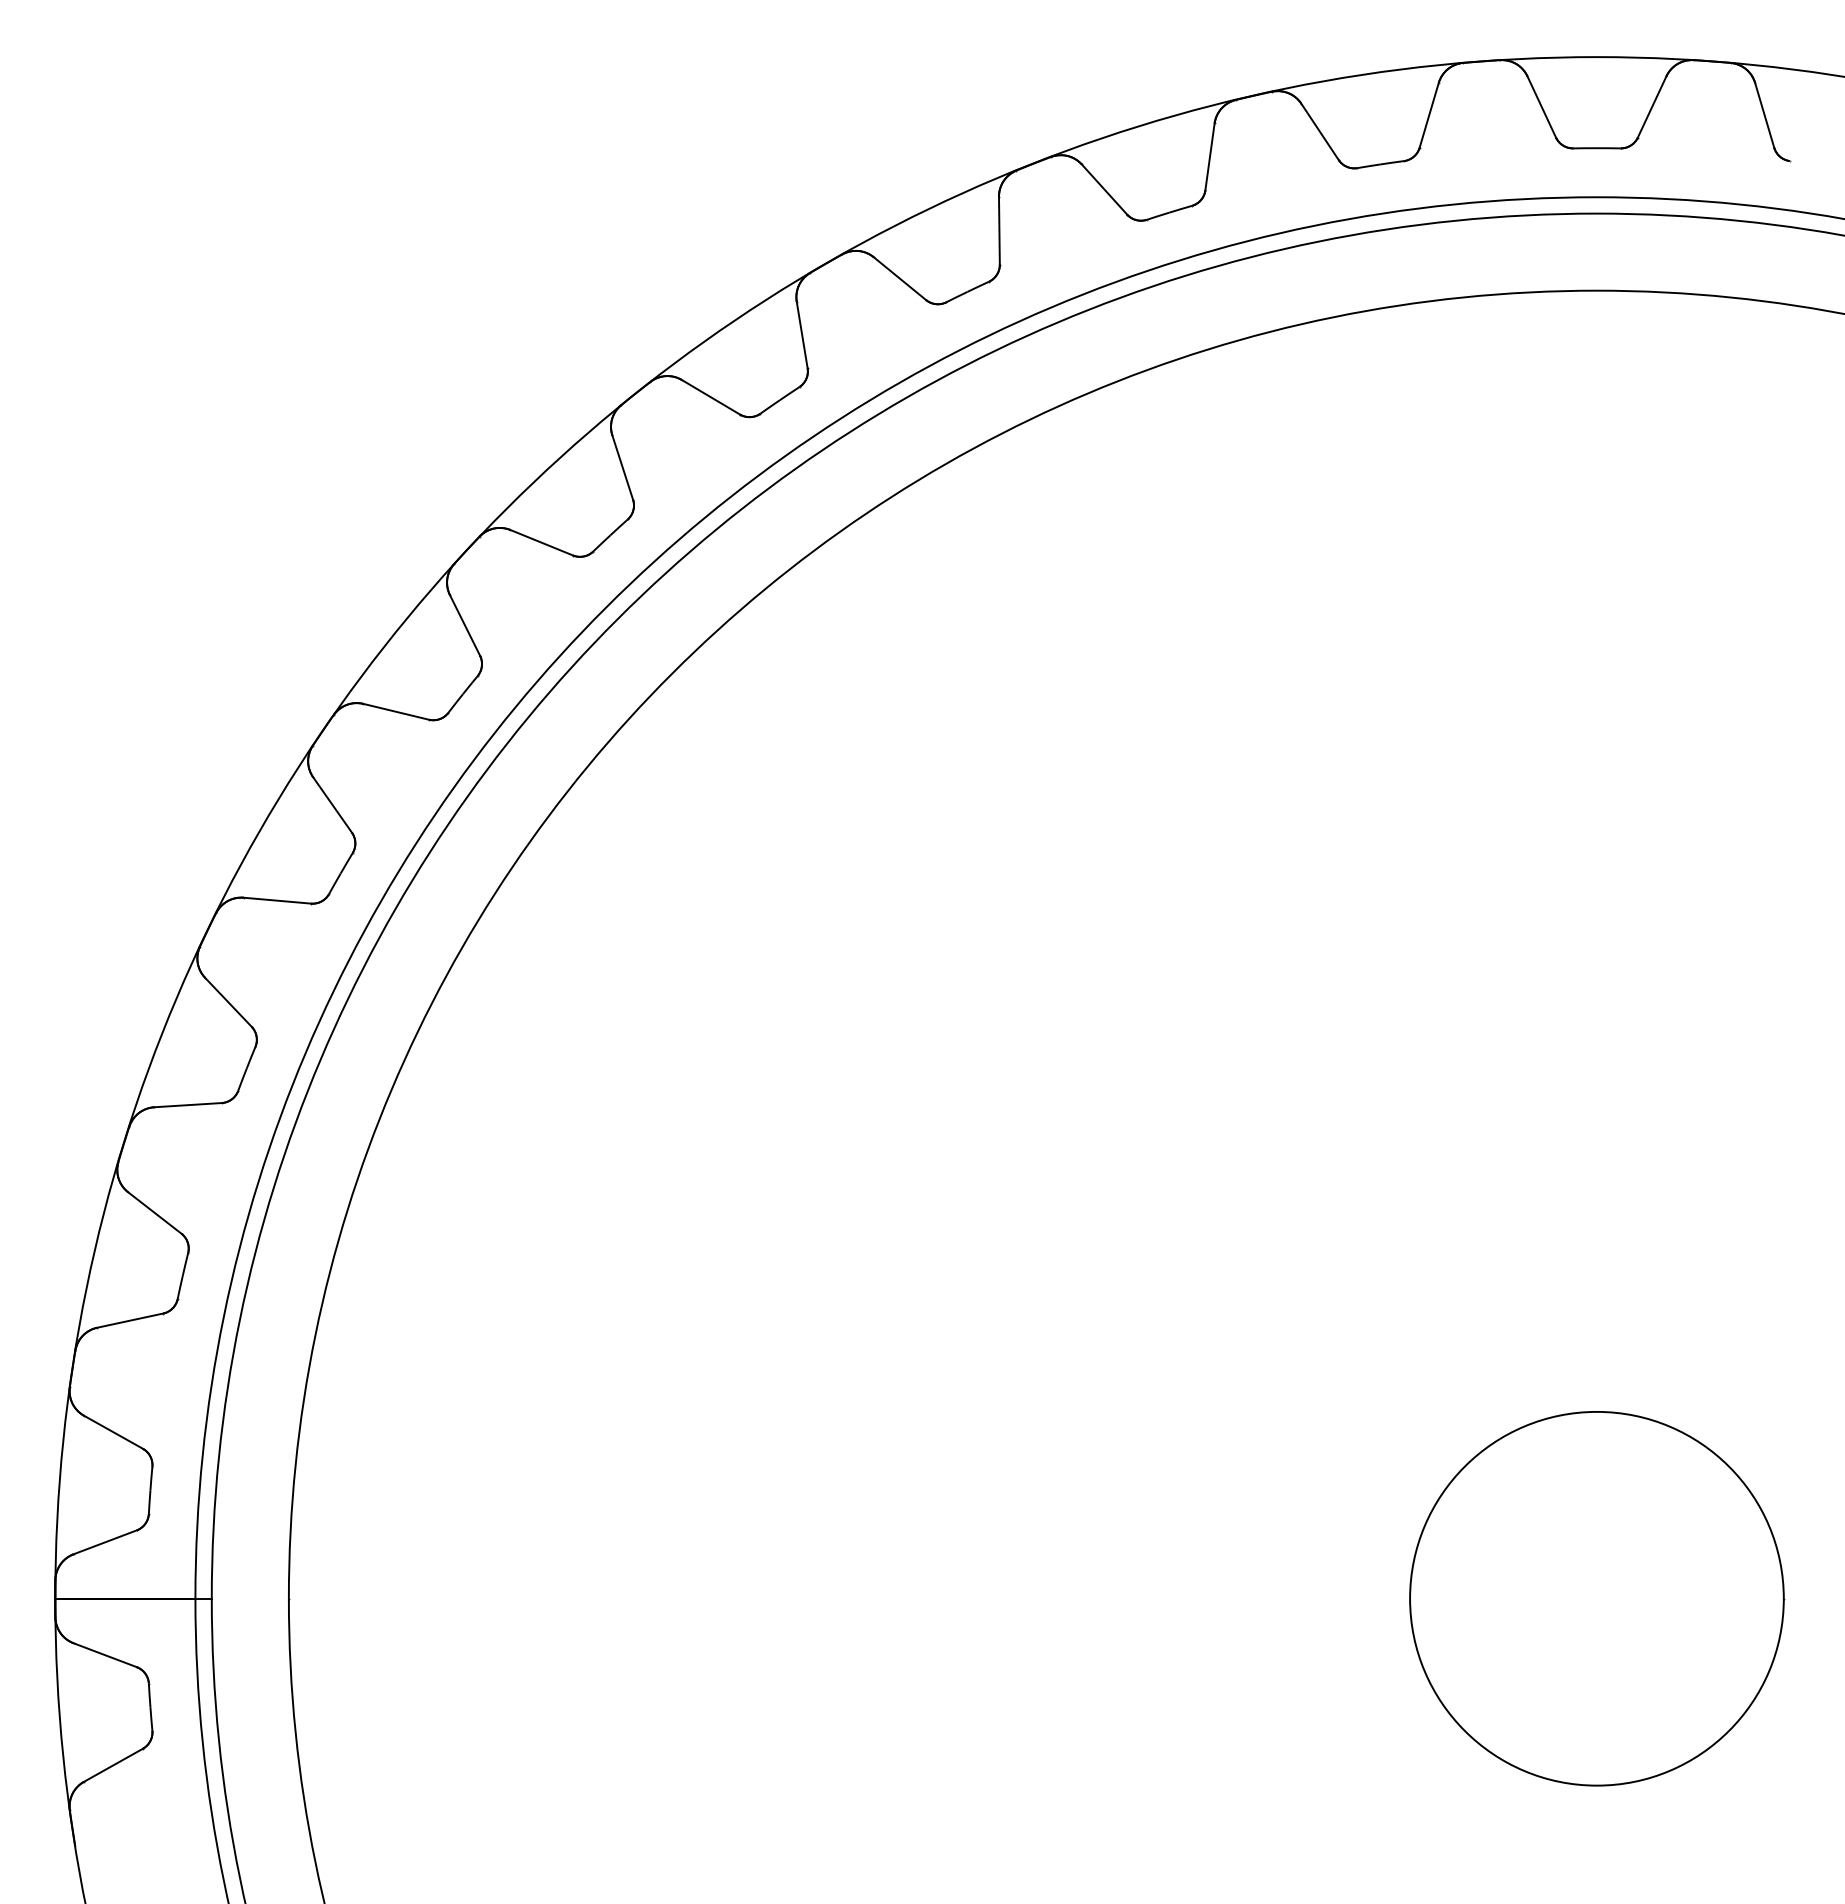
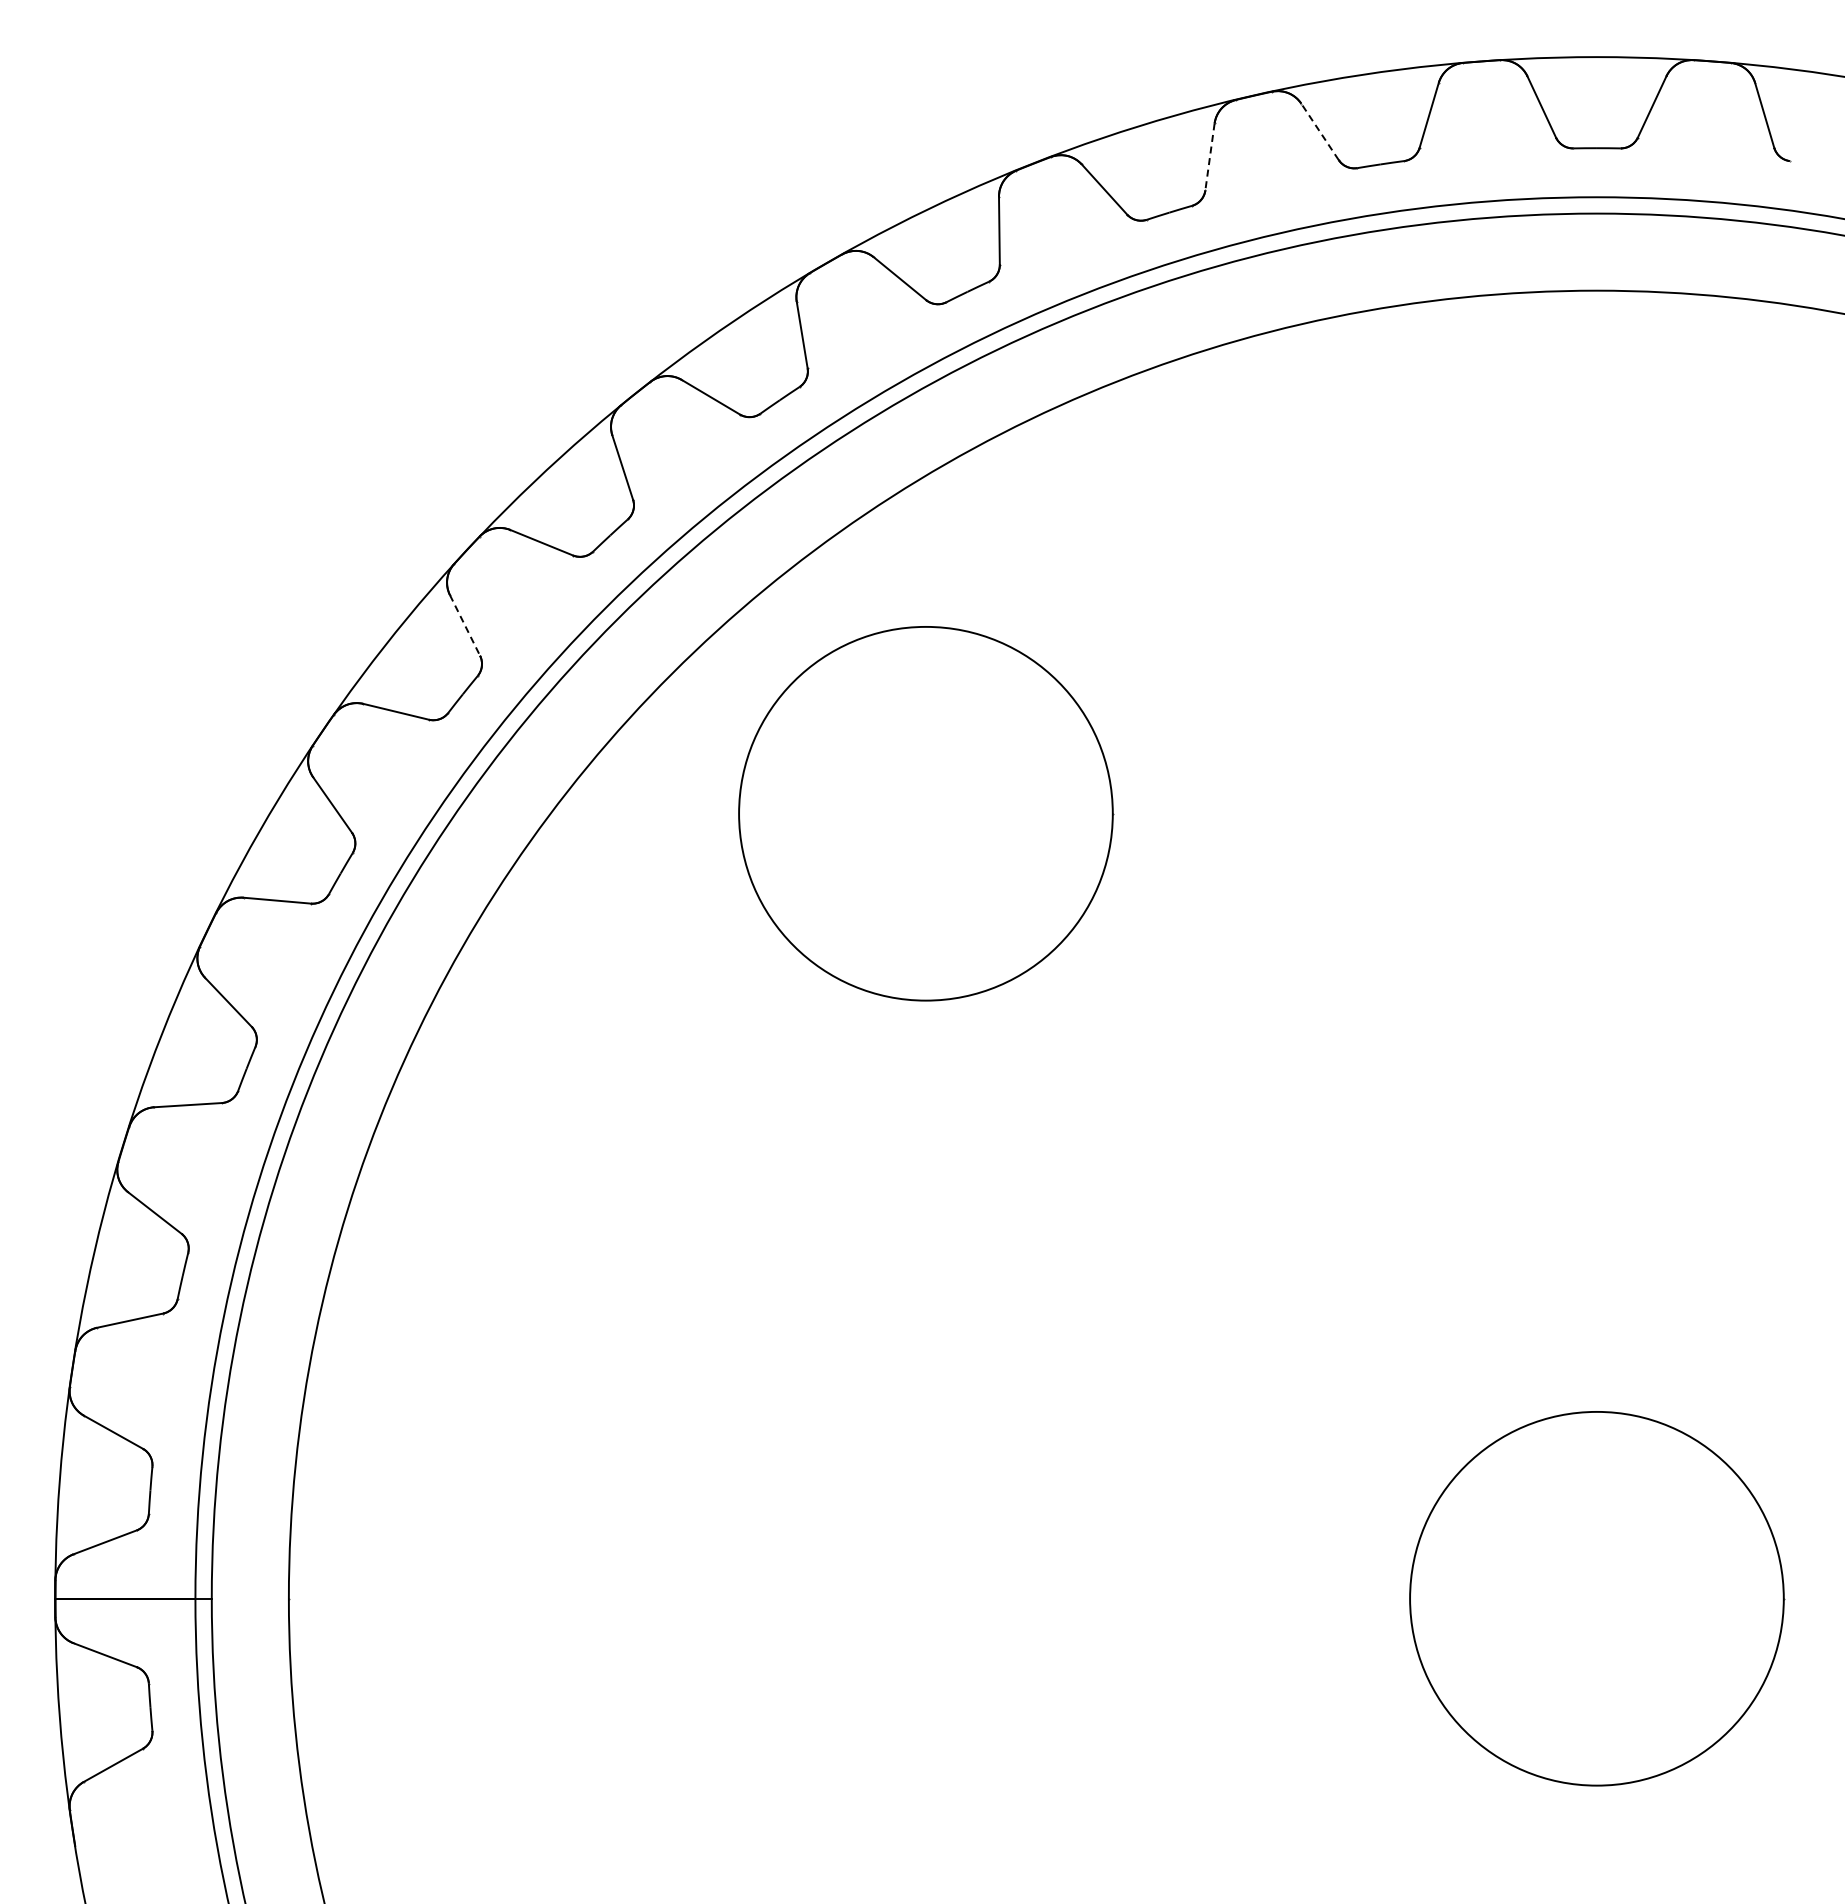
line: solid -> dashed (1320, 131)
line: solid -> dashed (1209, 156)
line: solid -> dashed (465, 625)
part: none -> present (926, 813)
